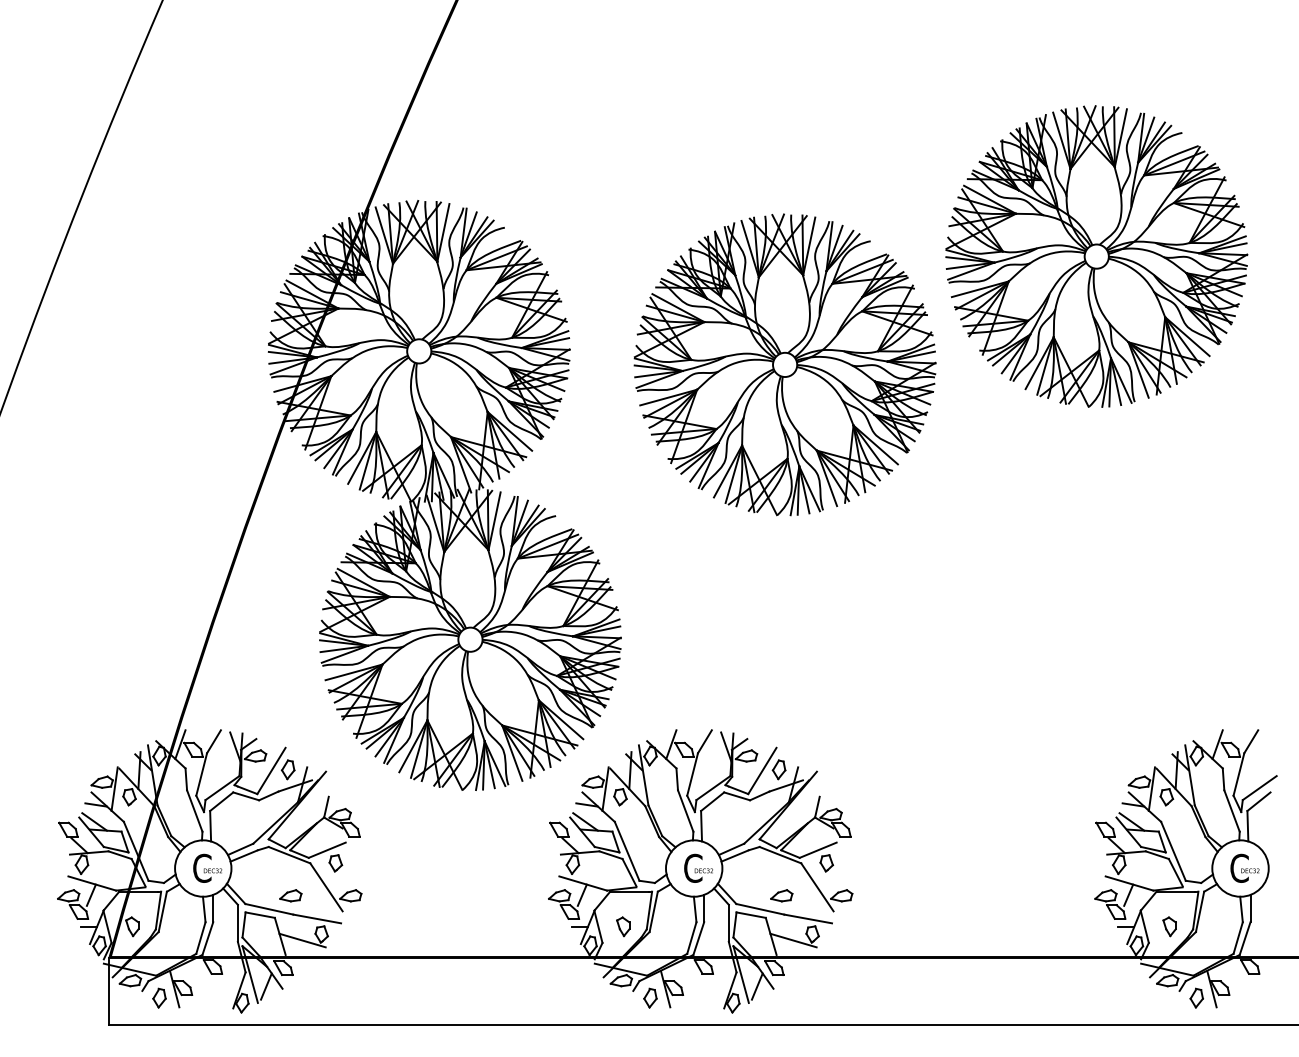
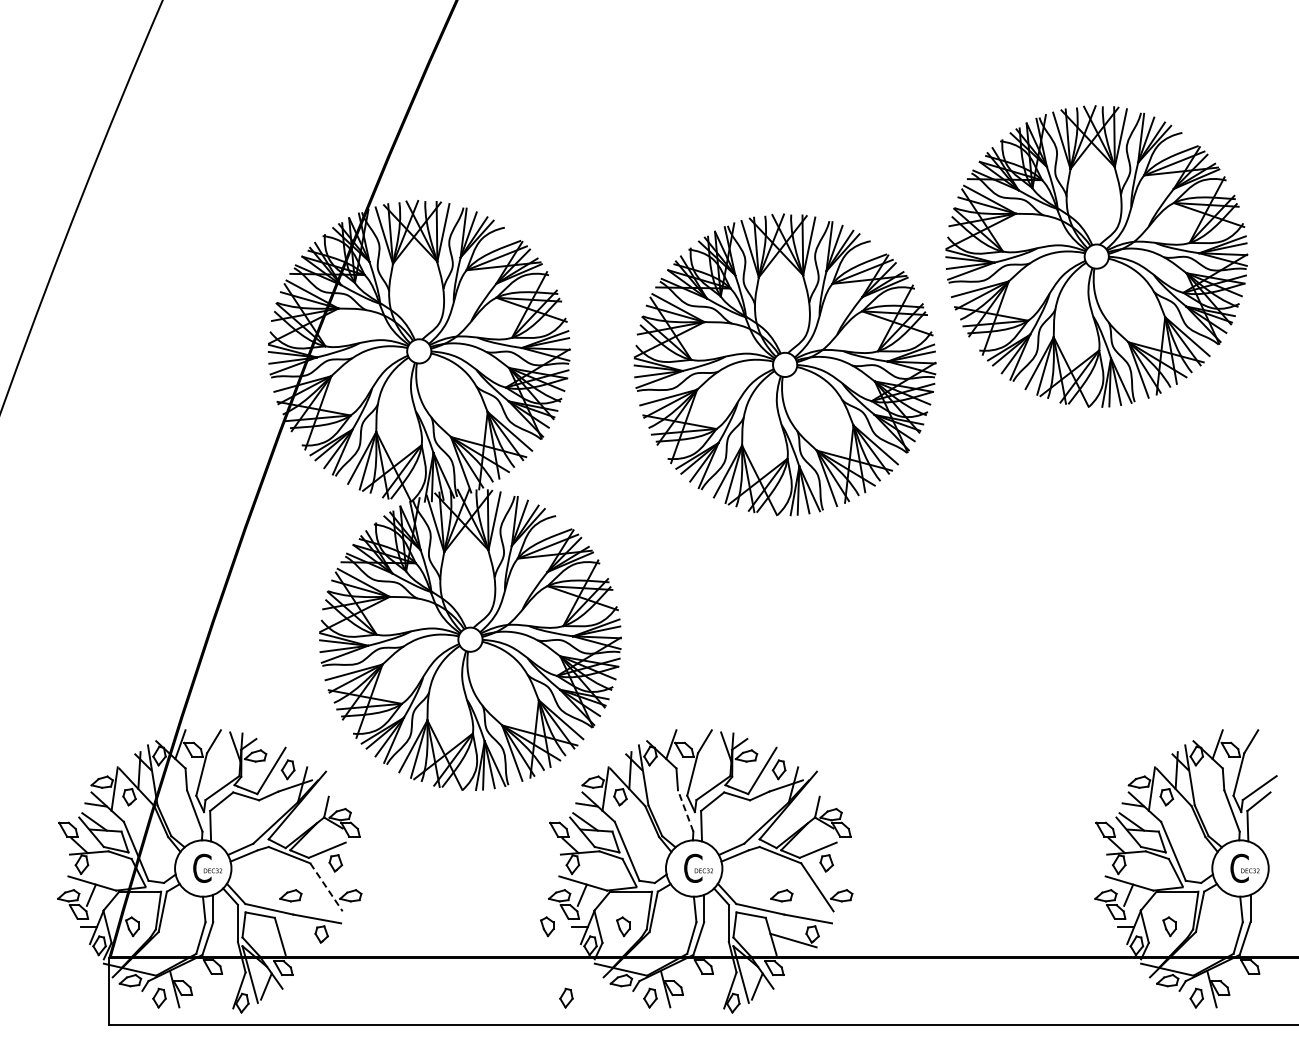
line: solid -> dashed (685, 810)
line: solid -> dashed (326, 887)
part: none -> present (547, 926)
line: present -> none (302, 940)
part: none -> present (566, 997)
